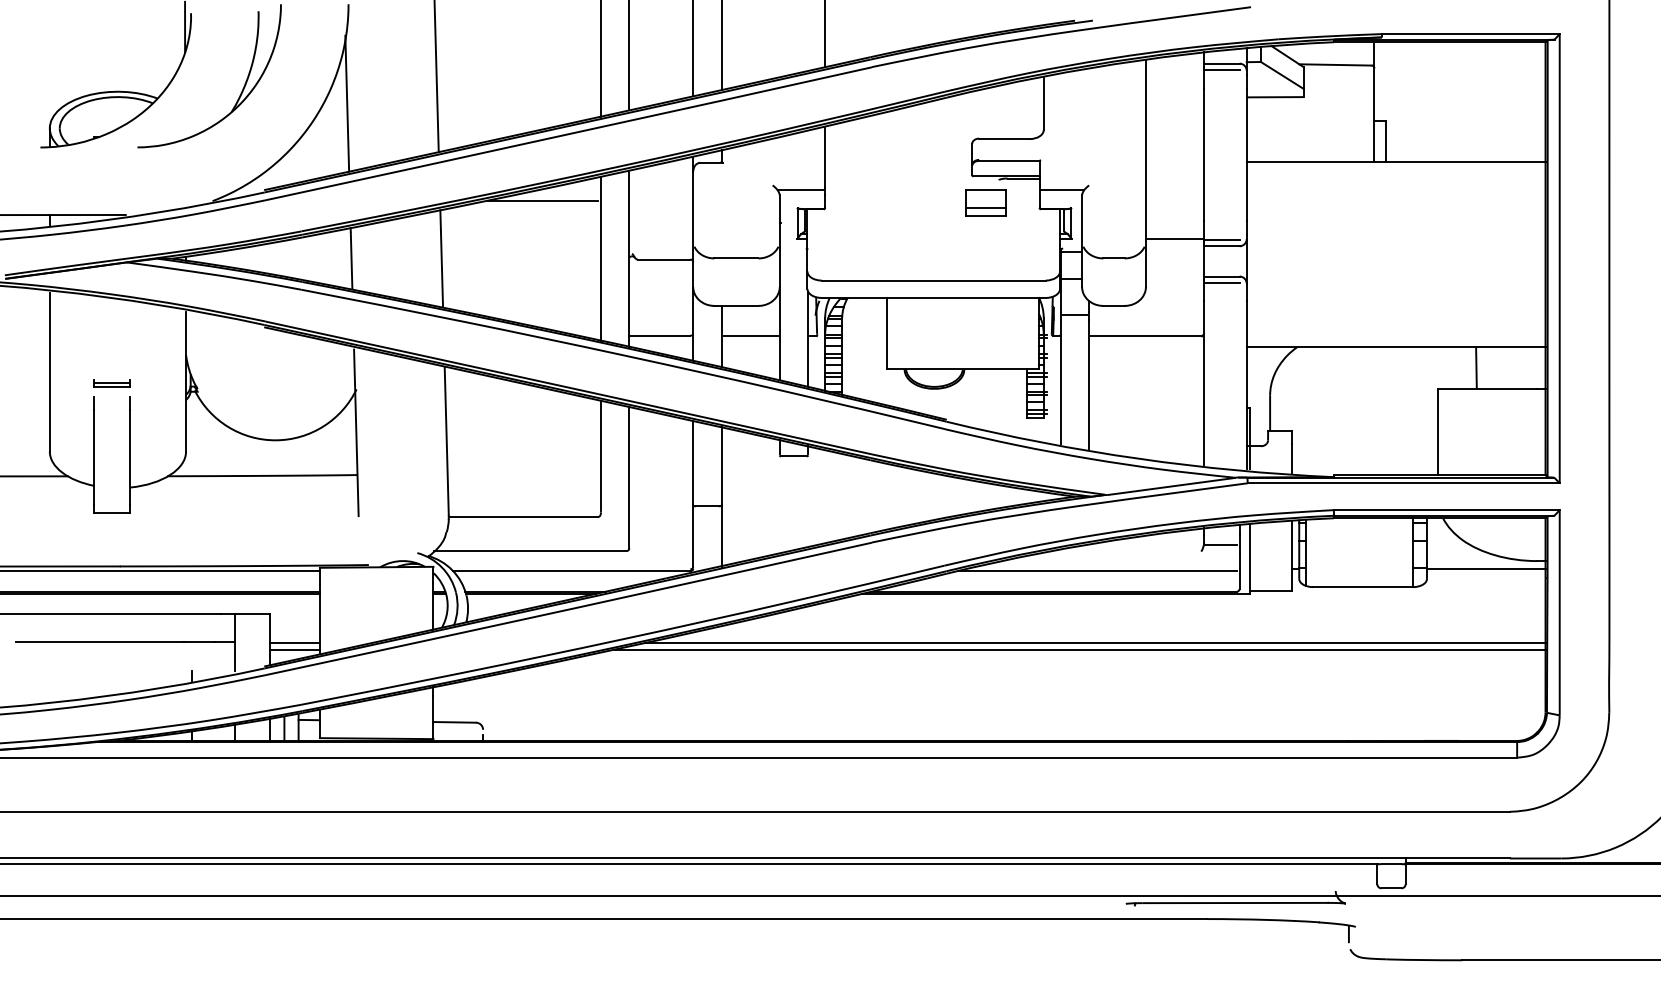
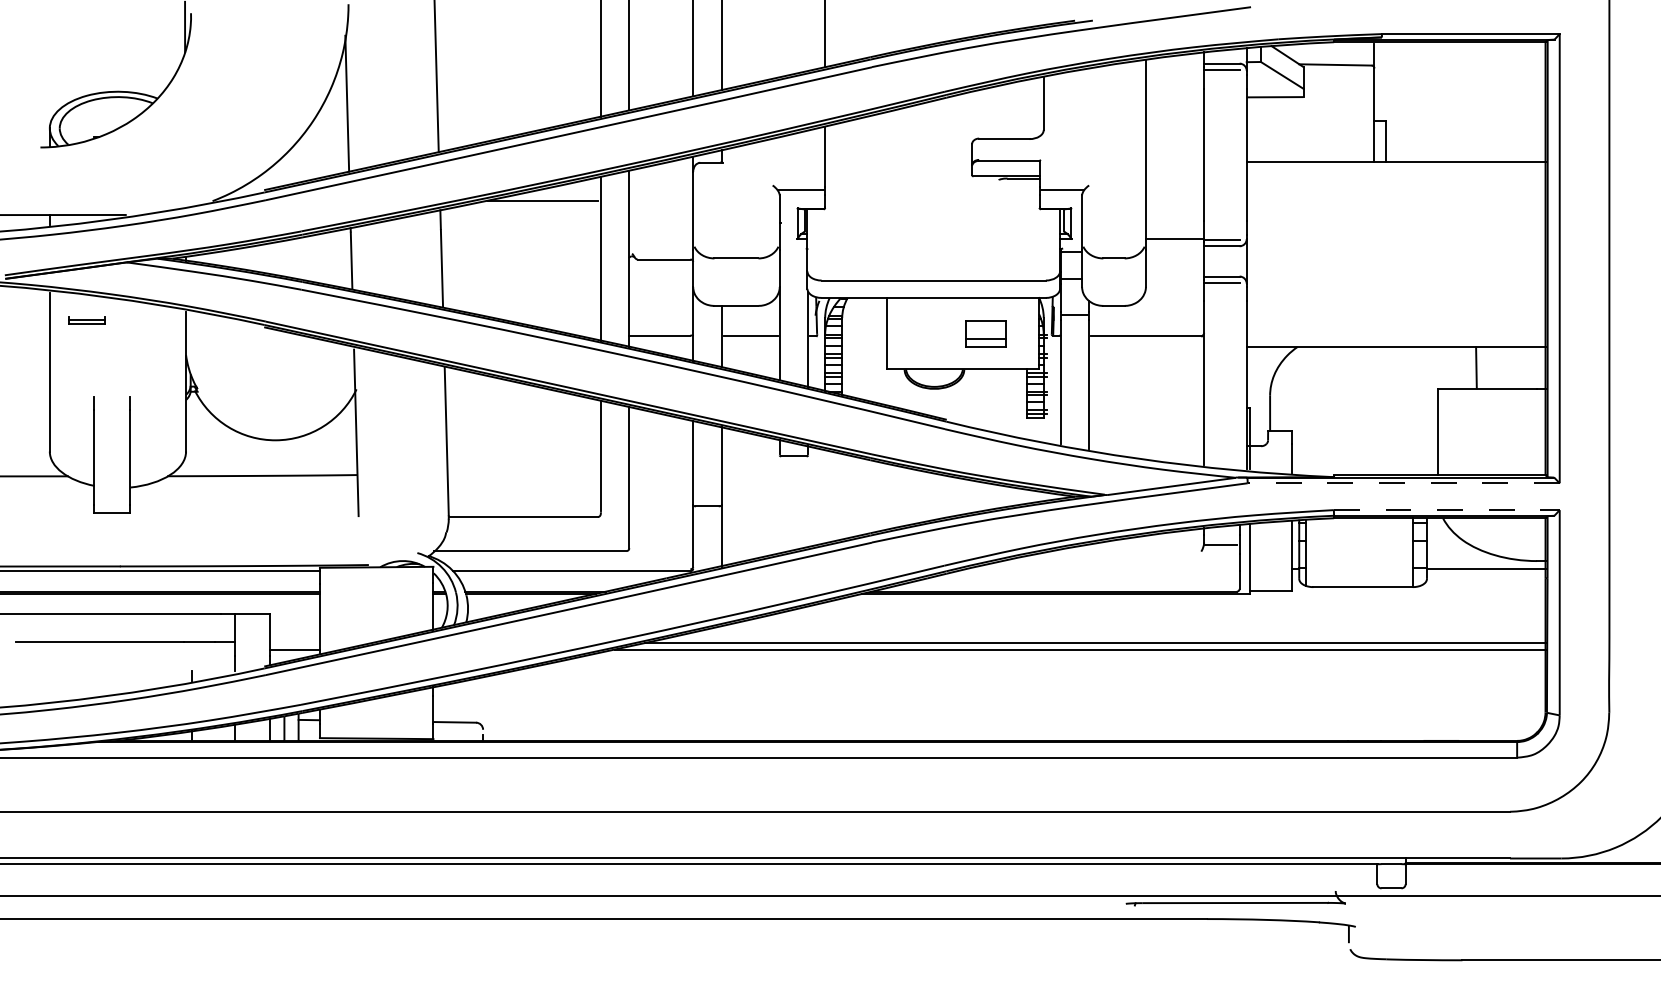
part: present -> none (241, 90)
part position: (985, 202) -> (985, 333) (985, 333)
part position: (111, 383) -> (86, 320) (86, 320)
line: solid -> dashed (1403, 483)
line: solid -> dashed (1446, 510)
line: present -> none (1097, 571)
line: present -> none (294, 642)
